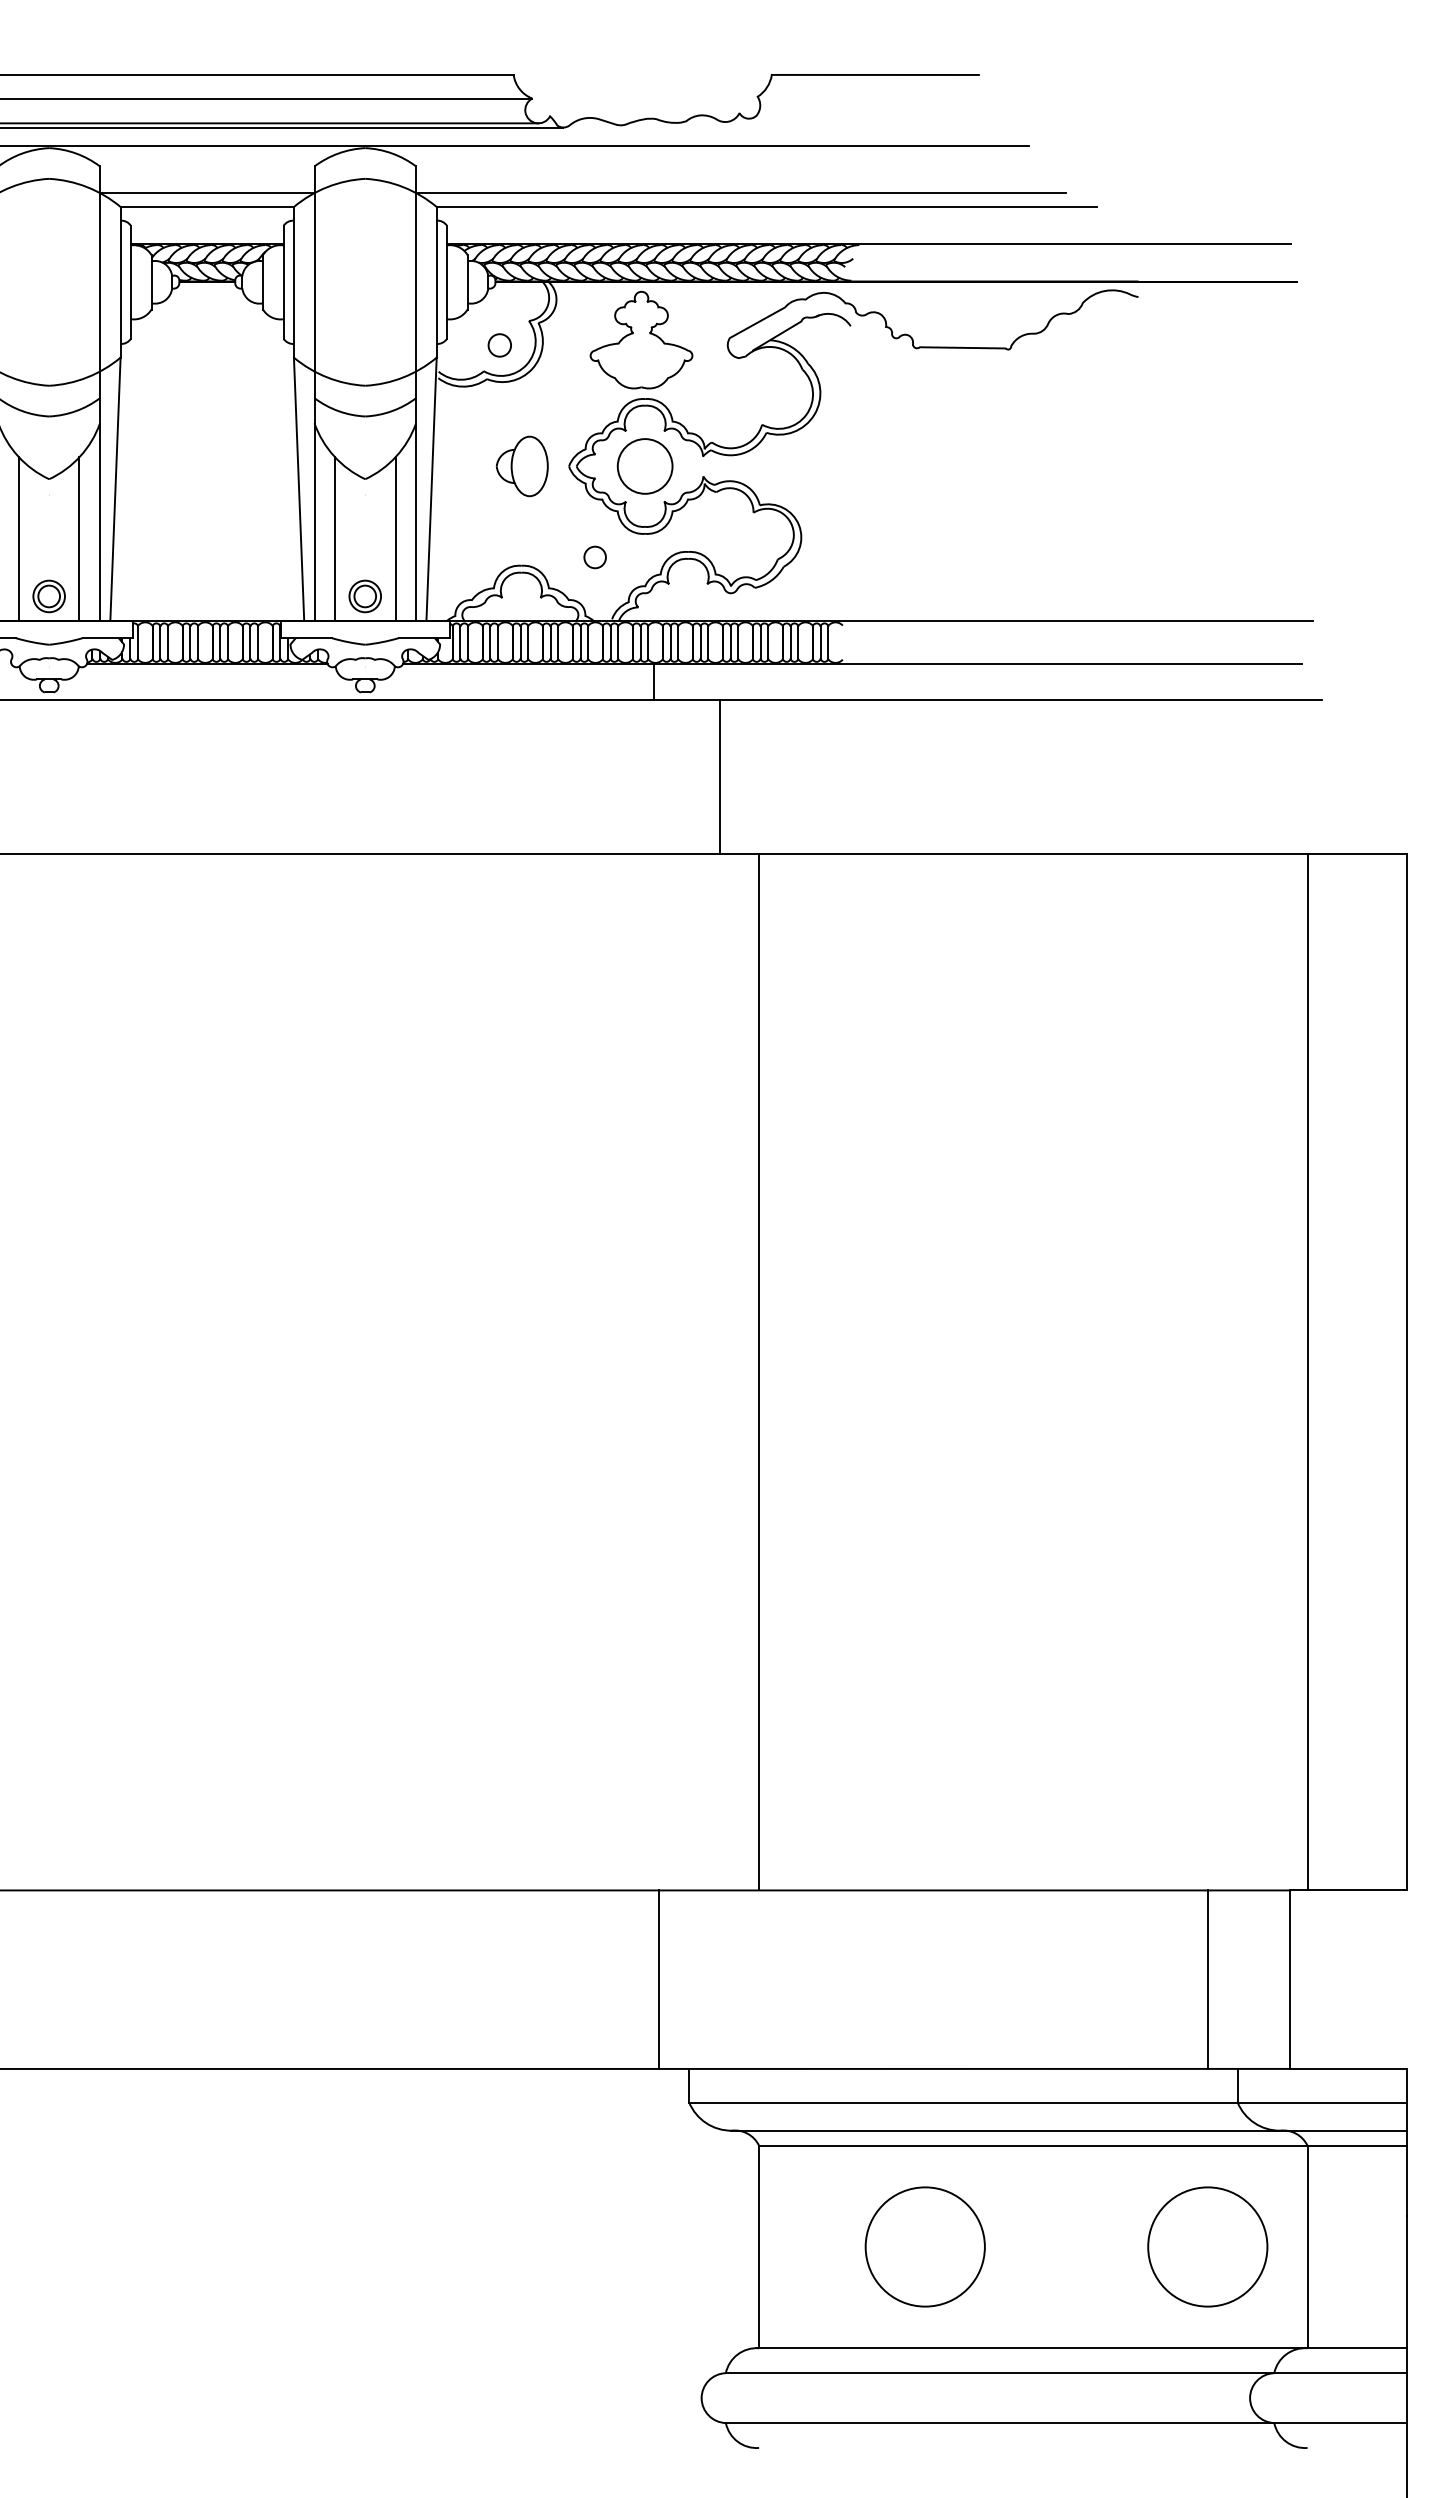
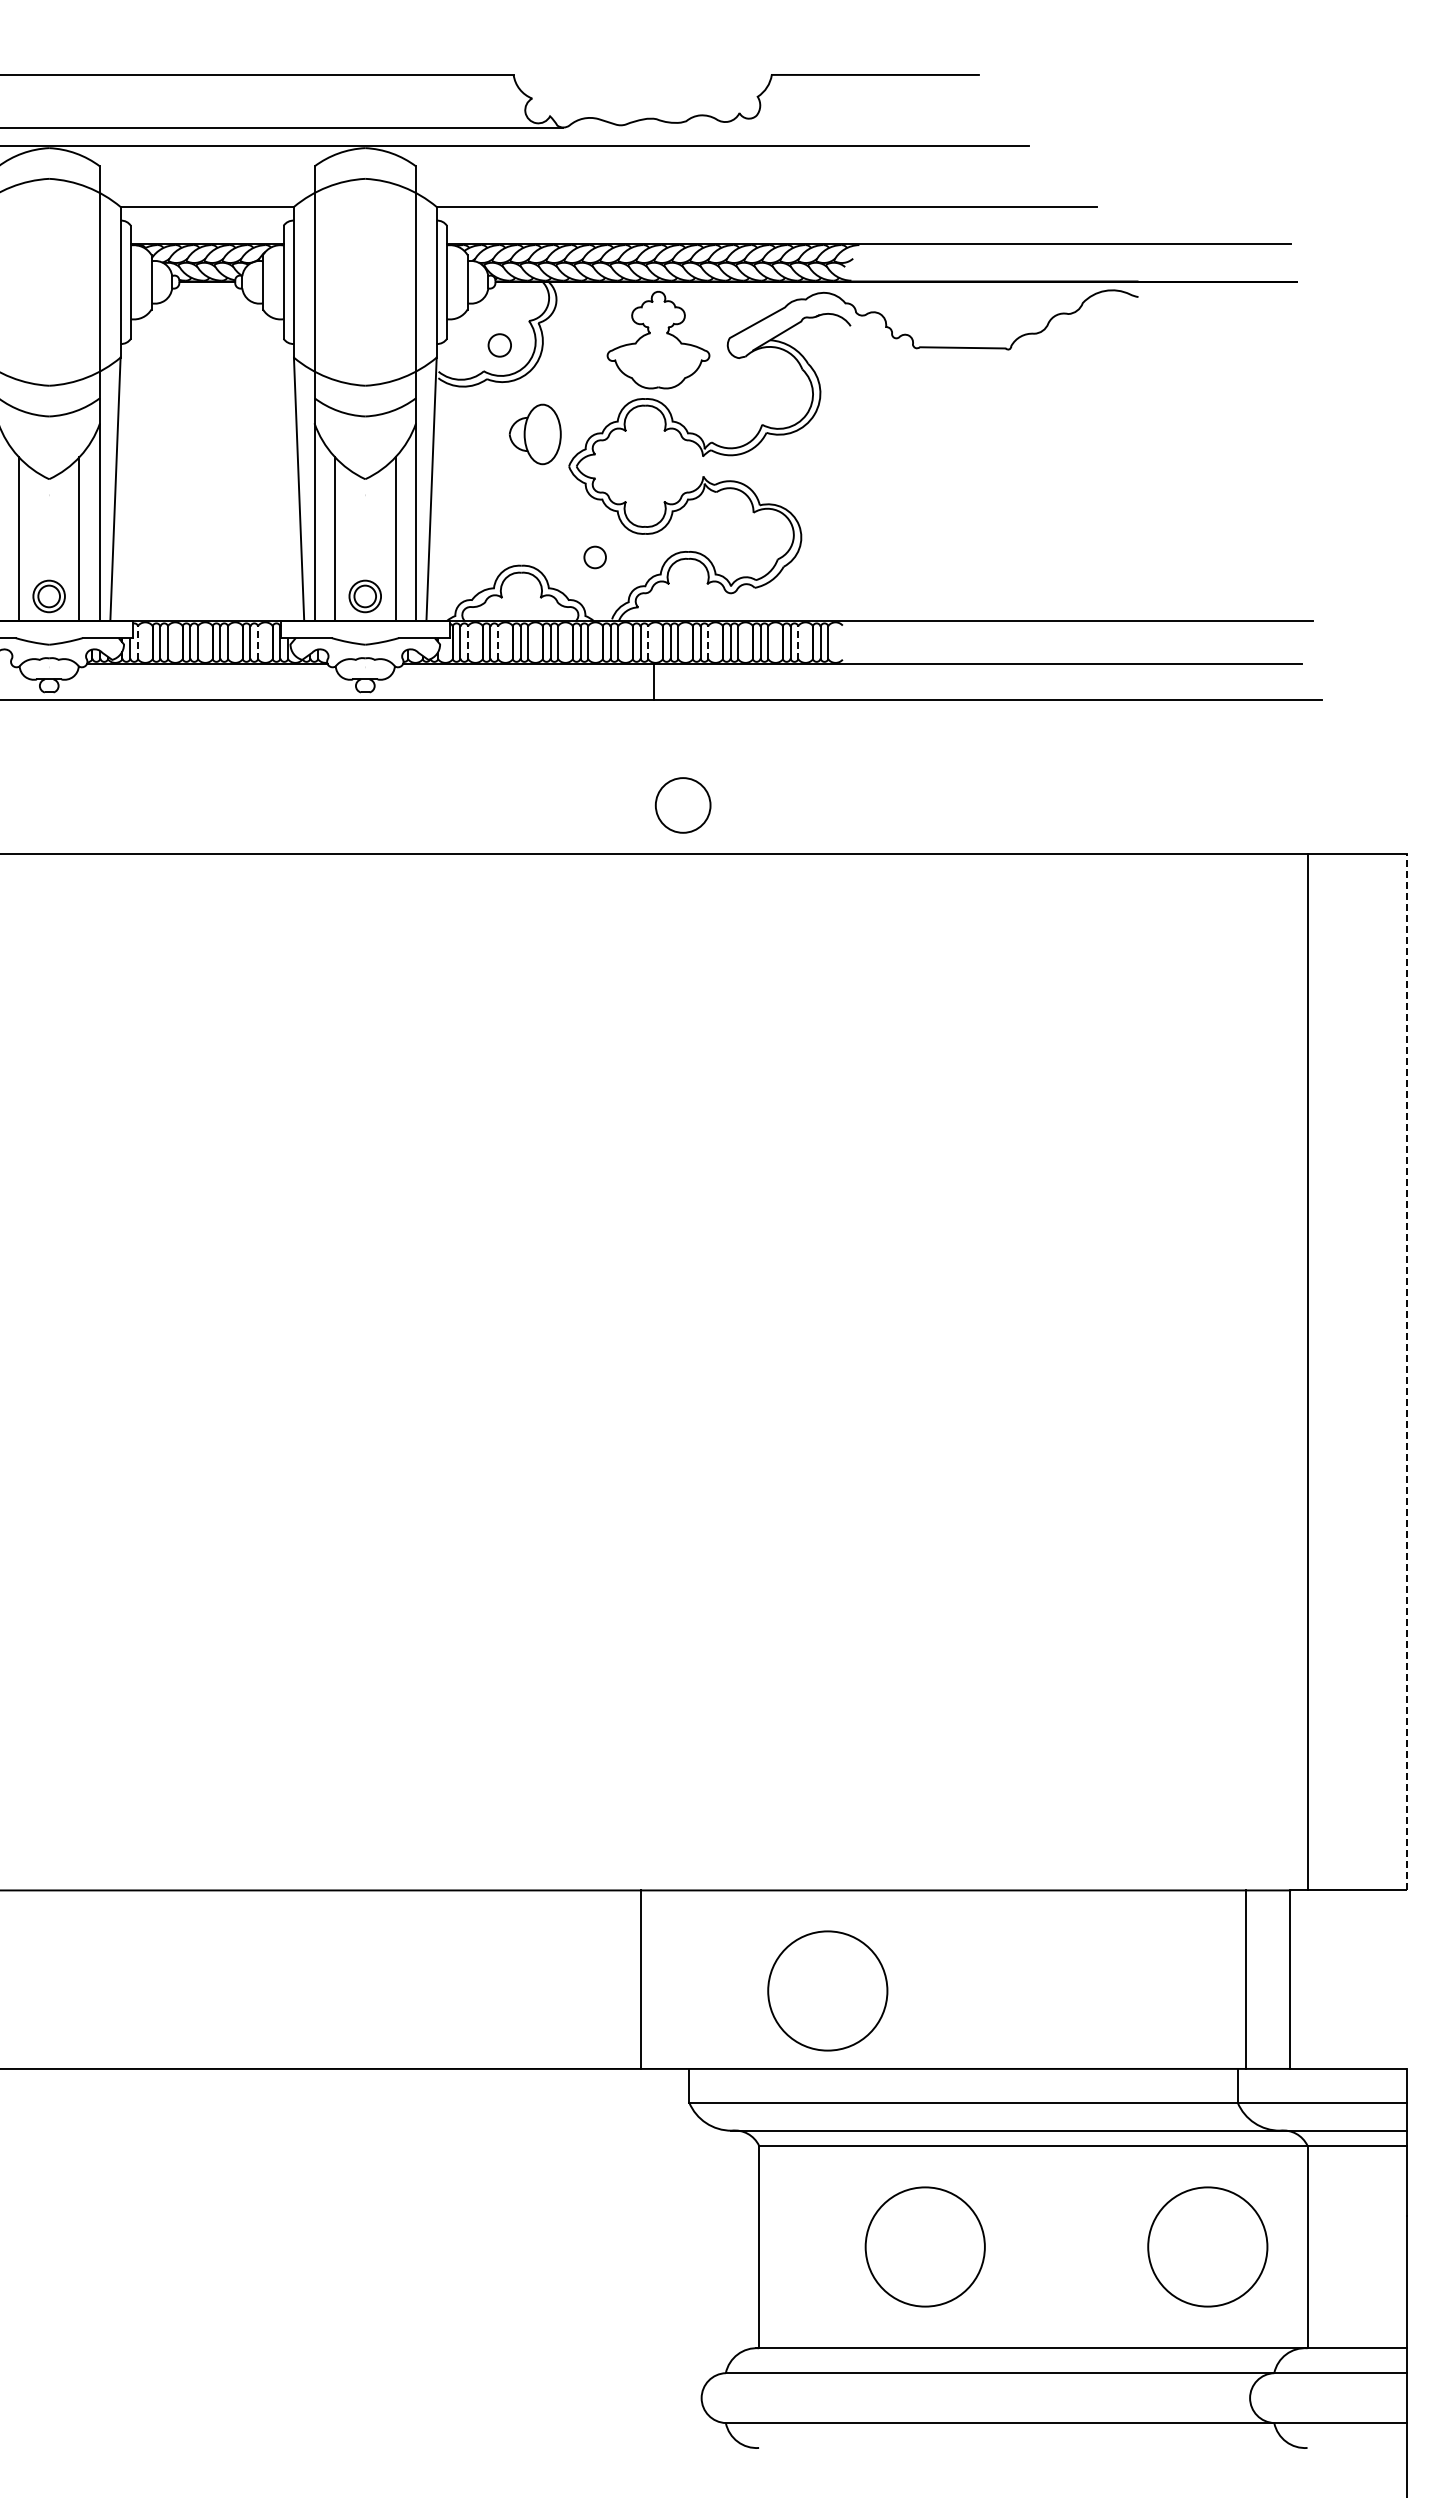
line: present -> none (267, 98)
line: present -> none (270, 123)
line: present -> none (207, 193)
line: present -> none (741, 193)
part position: (641, 340) -> (658, 340) (658, 340)
part position: (521, 466) -> (534, 434) (534, 434)
circle position: (644, 466) -> (682, 805) (682, 805)
line: solid -> dashed (138, 642)
line: solid -> dashed (258, 642)
line: solid -> dashed (468, 642)
line: solid -> dashed (498, 642)
line: solid -> dashed (648, 642)
line: solid -> dashed (708, 642)
line: solid -> dashed (798, 642)
line: present -> none (720, 776)
line: present -> none (759, 1371)
line: solid -> dashed (1407, 1371)
line position: (659, 1979) -> (641, 1979) (641, 1979)
line position: (1207, 1979) -> (1245, 1979) (1245, 1979)
circle: none -> present (827, 1990)
